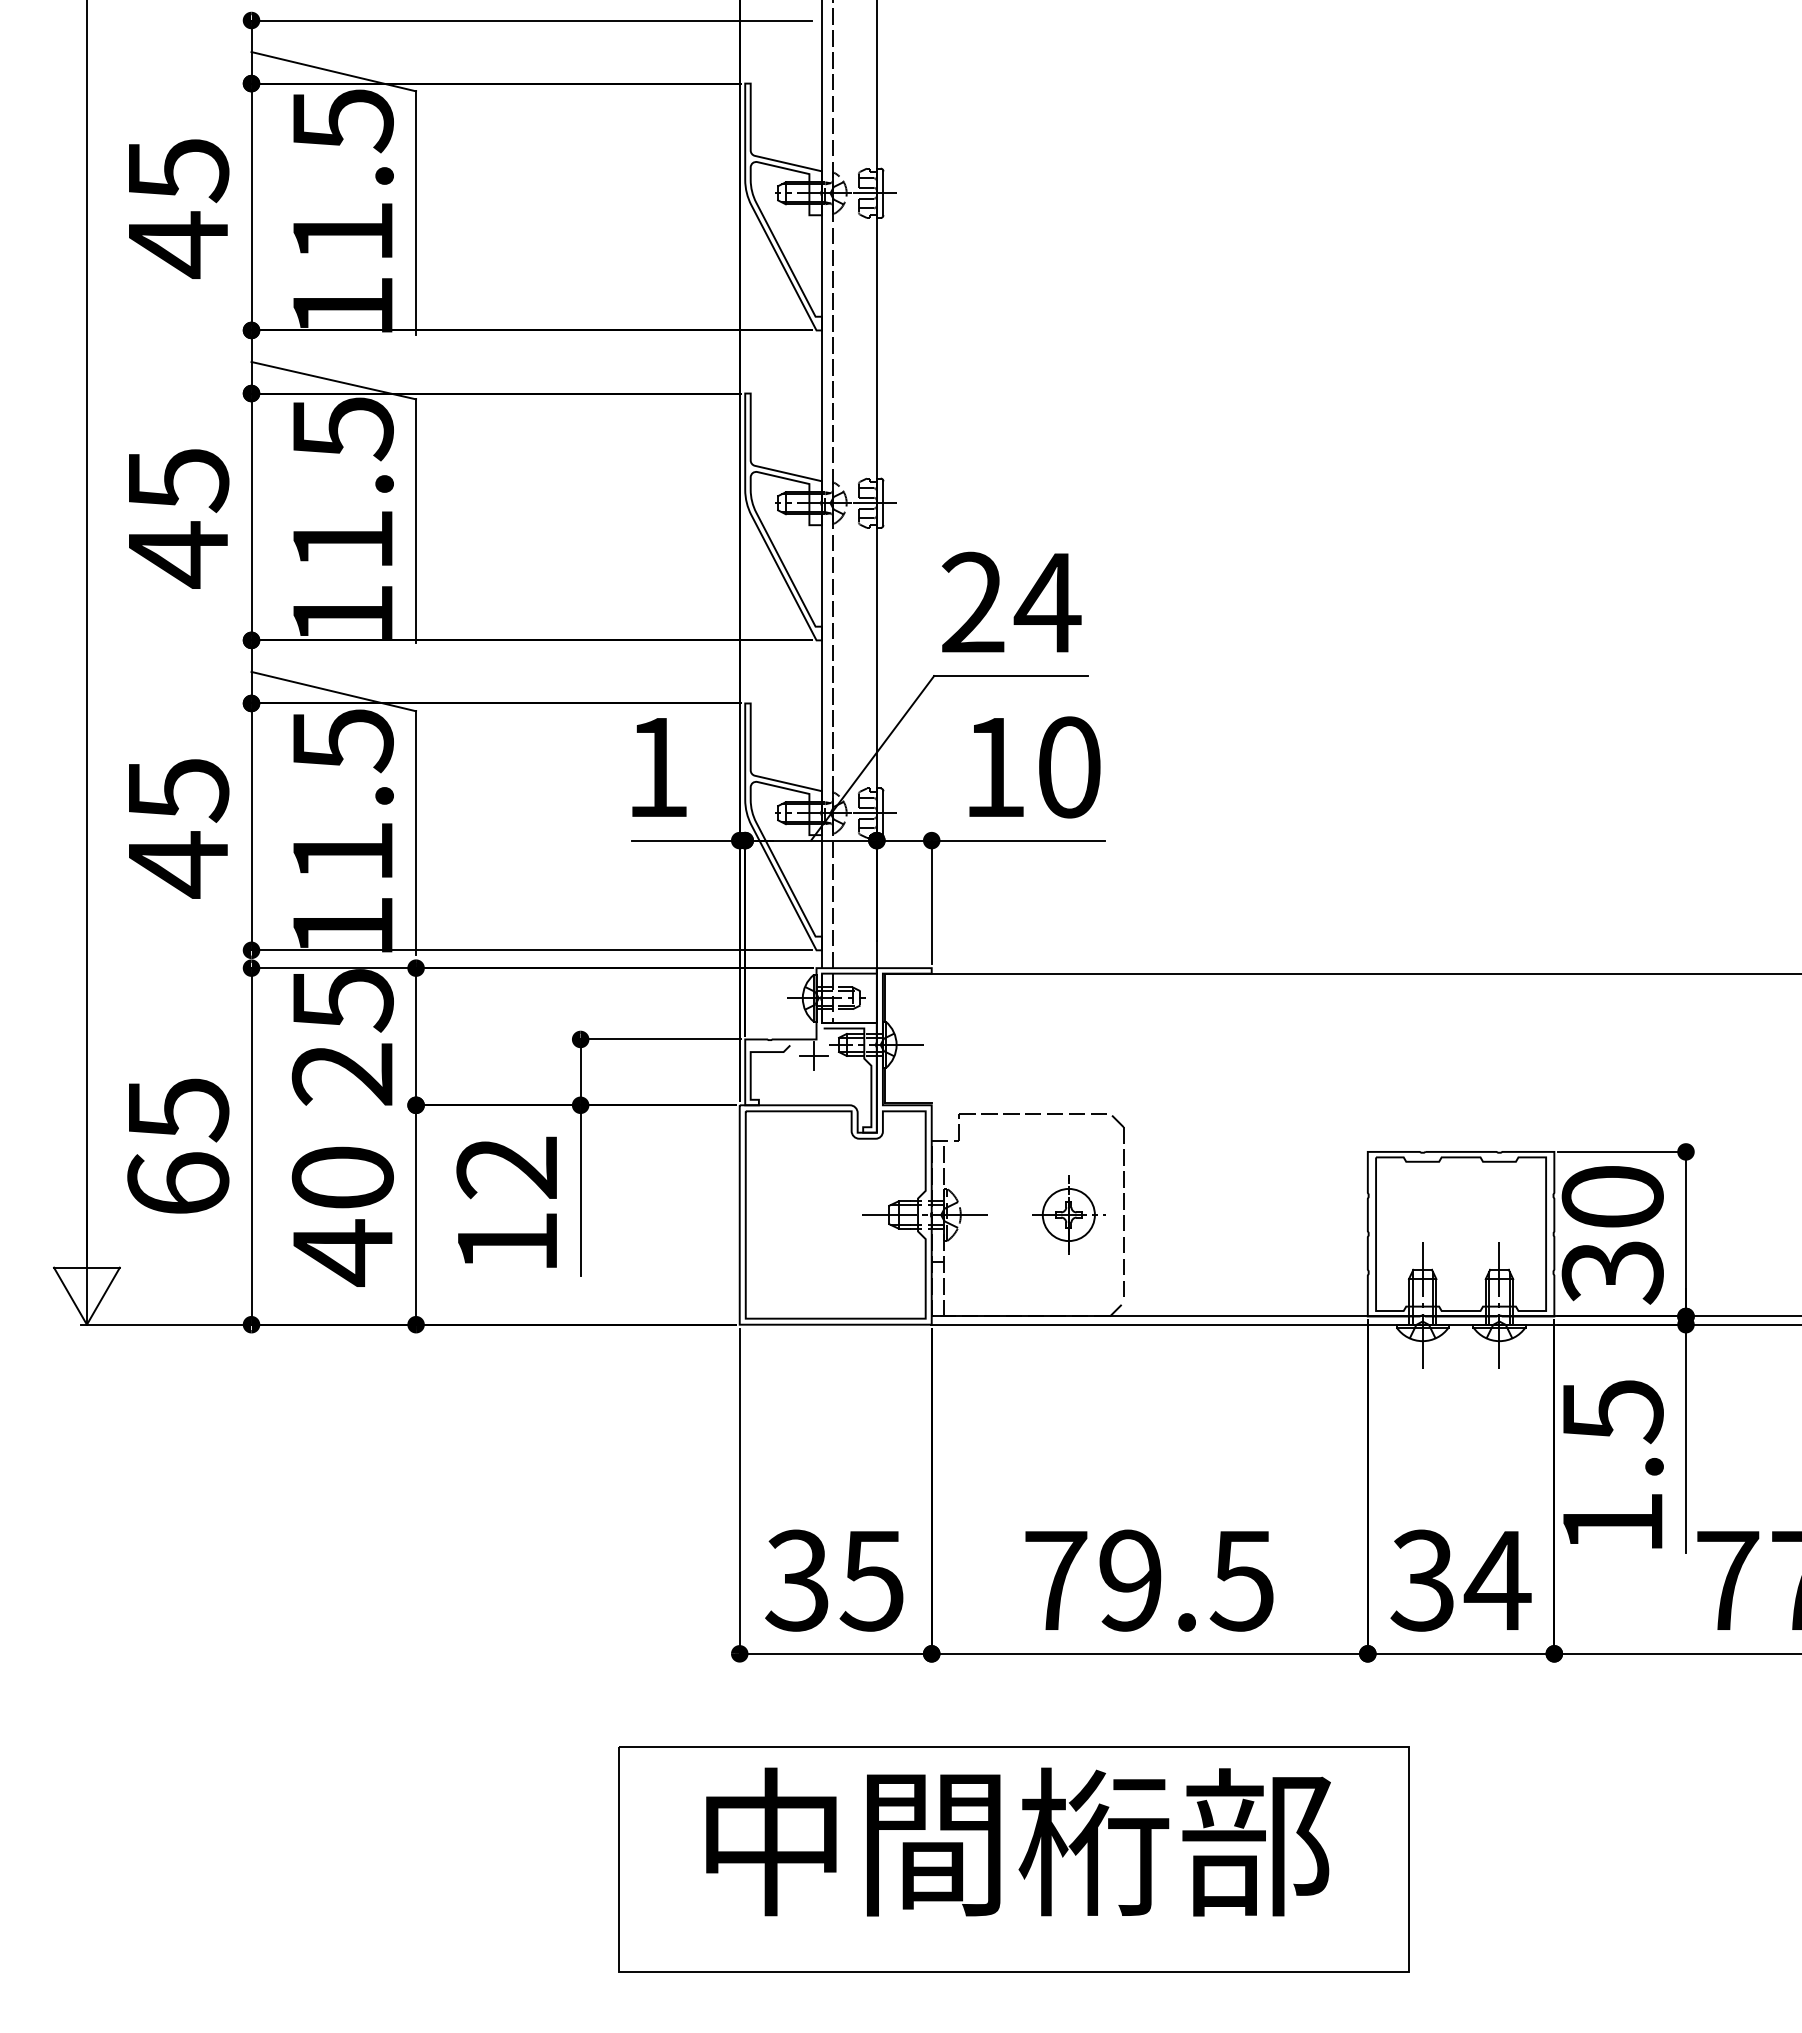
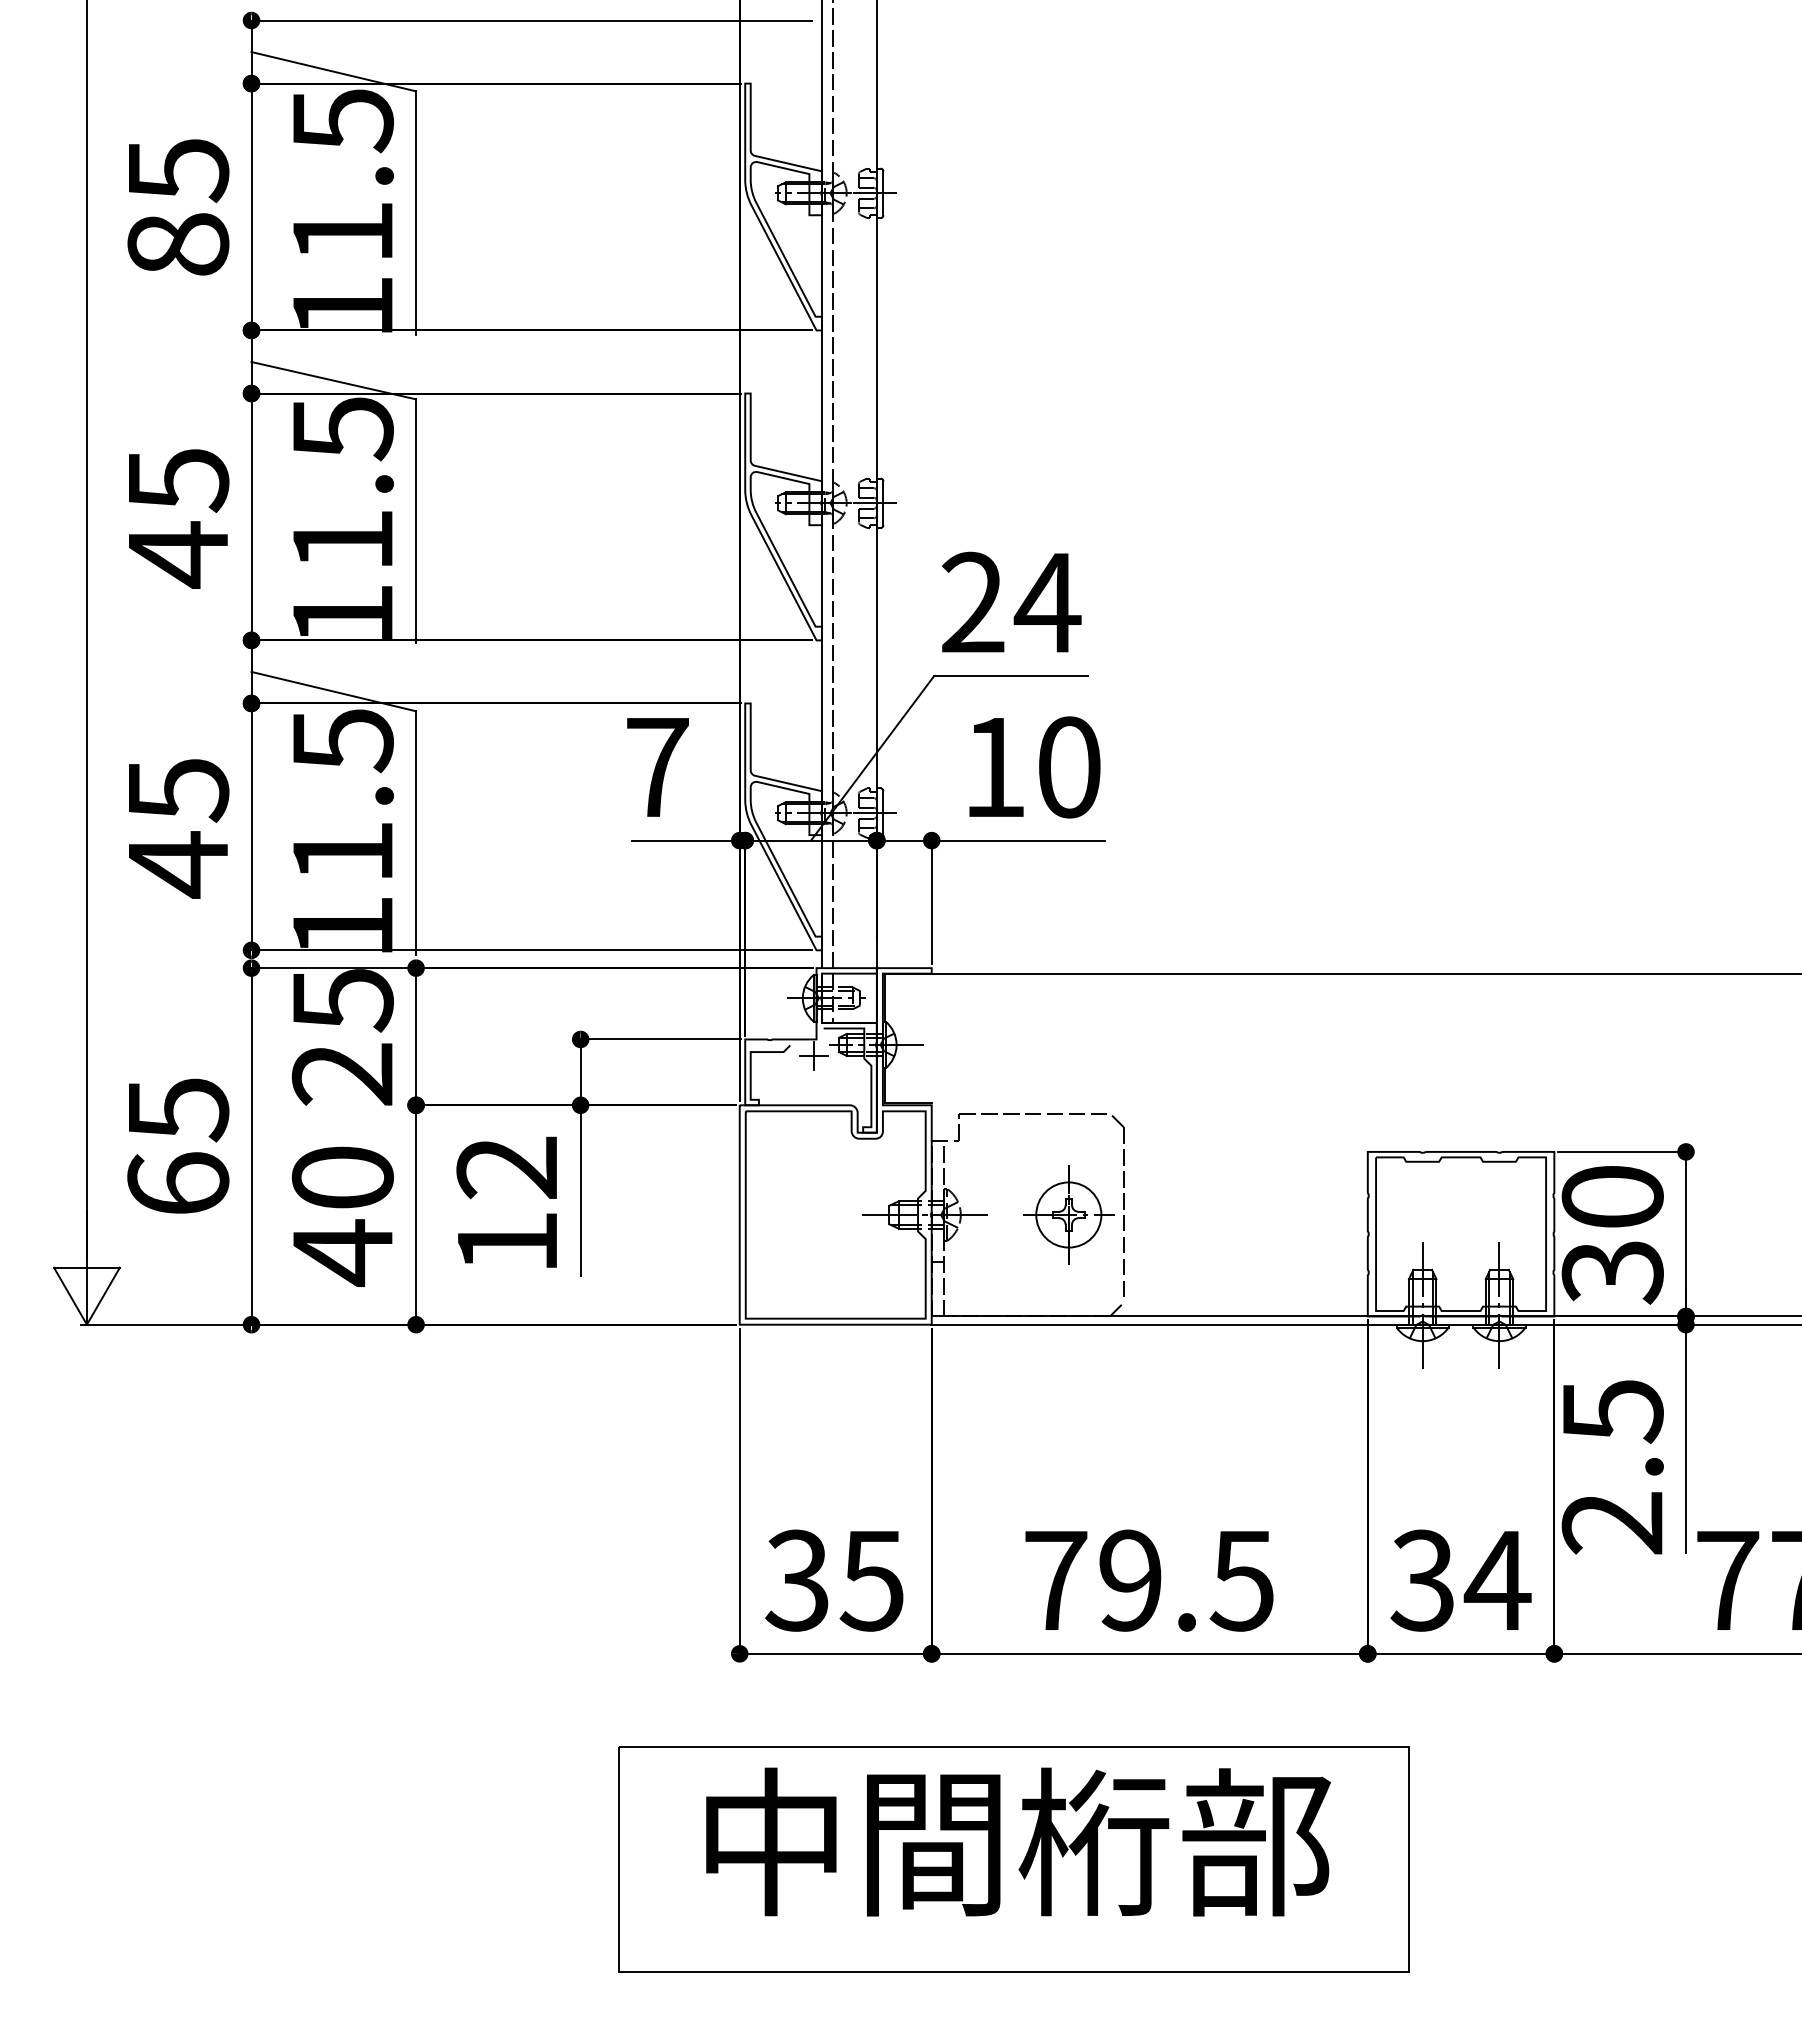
text: 45 -> 85 (178, 245)
text: 1 -> 7 (657, 767)
part size: 74x80 px -> 92x100 px (1068, 1214)
text: 1.5 -> 2.5 (1611, 1523)
